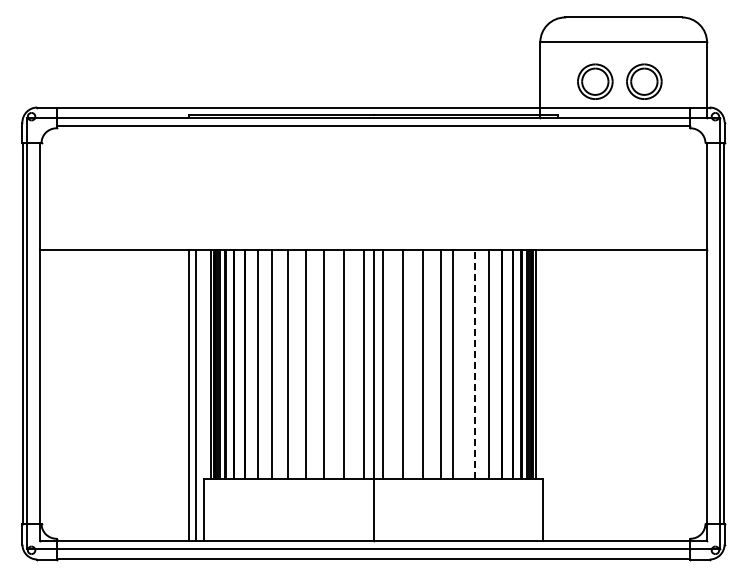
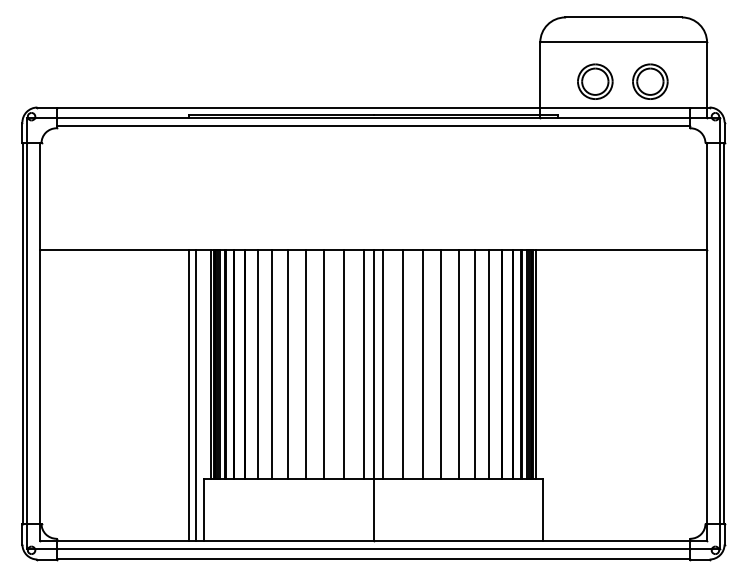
part position: (644, 81) -> (650, 81) (650, 81)
line position: (452, 363) -> (458, 363) (458, 363)
line: dashed -> solid (474, 364)
